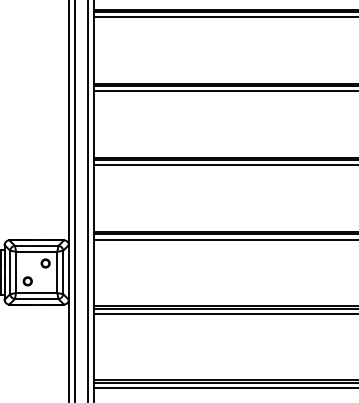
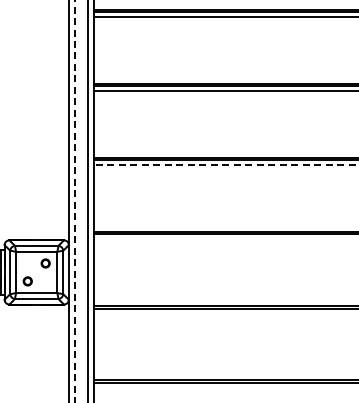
line: solid -> dashed (226, 165)
line: solid -> dashed (75, 202)
line: present -> none (224, 239)
line: present -> none (224, 313)
line: present -> none (224, 387)
